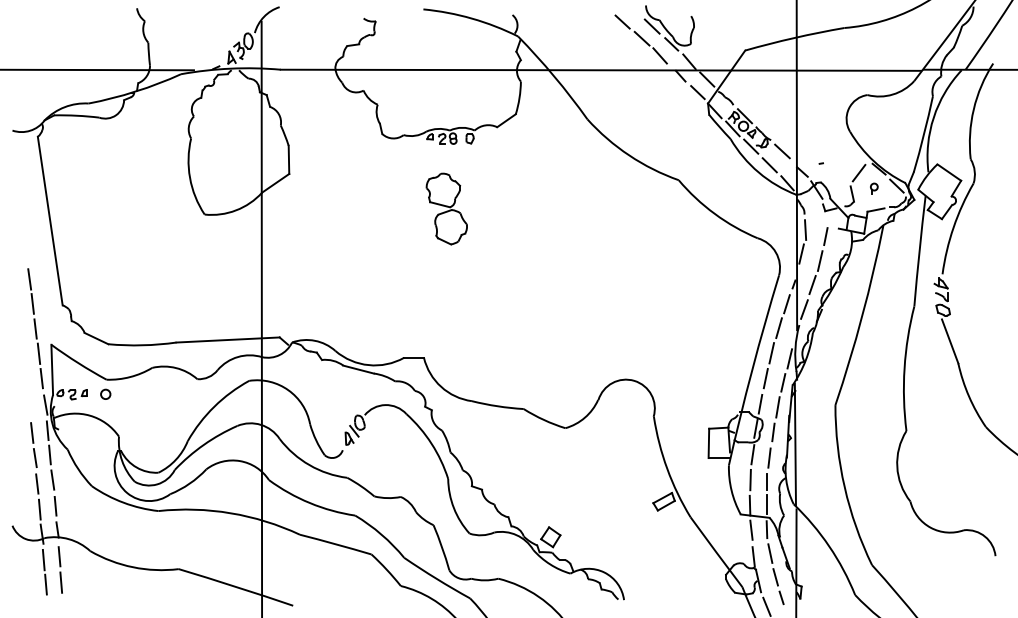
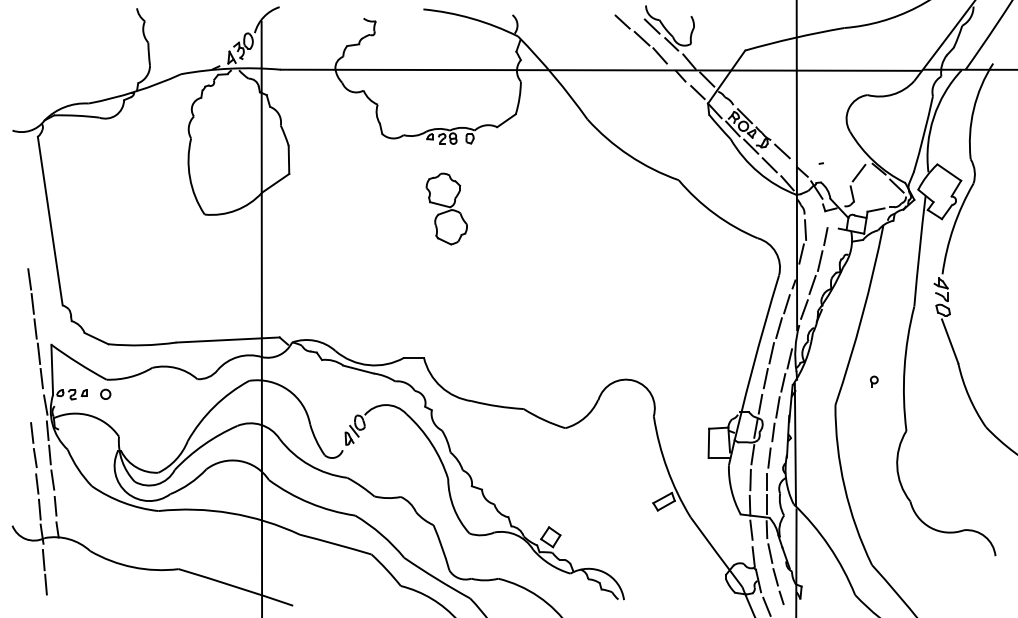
line: present -> none (98, 69)
part position: (874, 188) -> (874, 381) (874, 381)
line: present -> none (59, 567)
